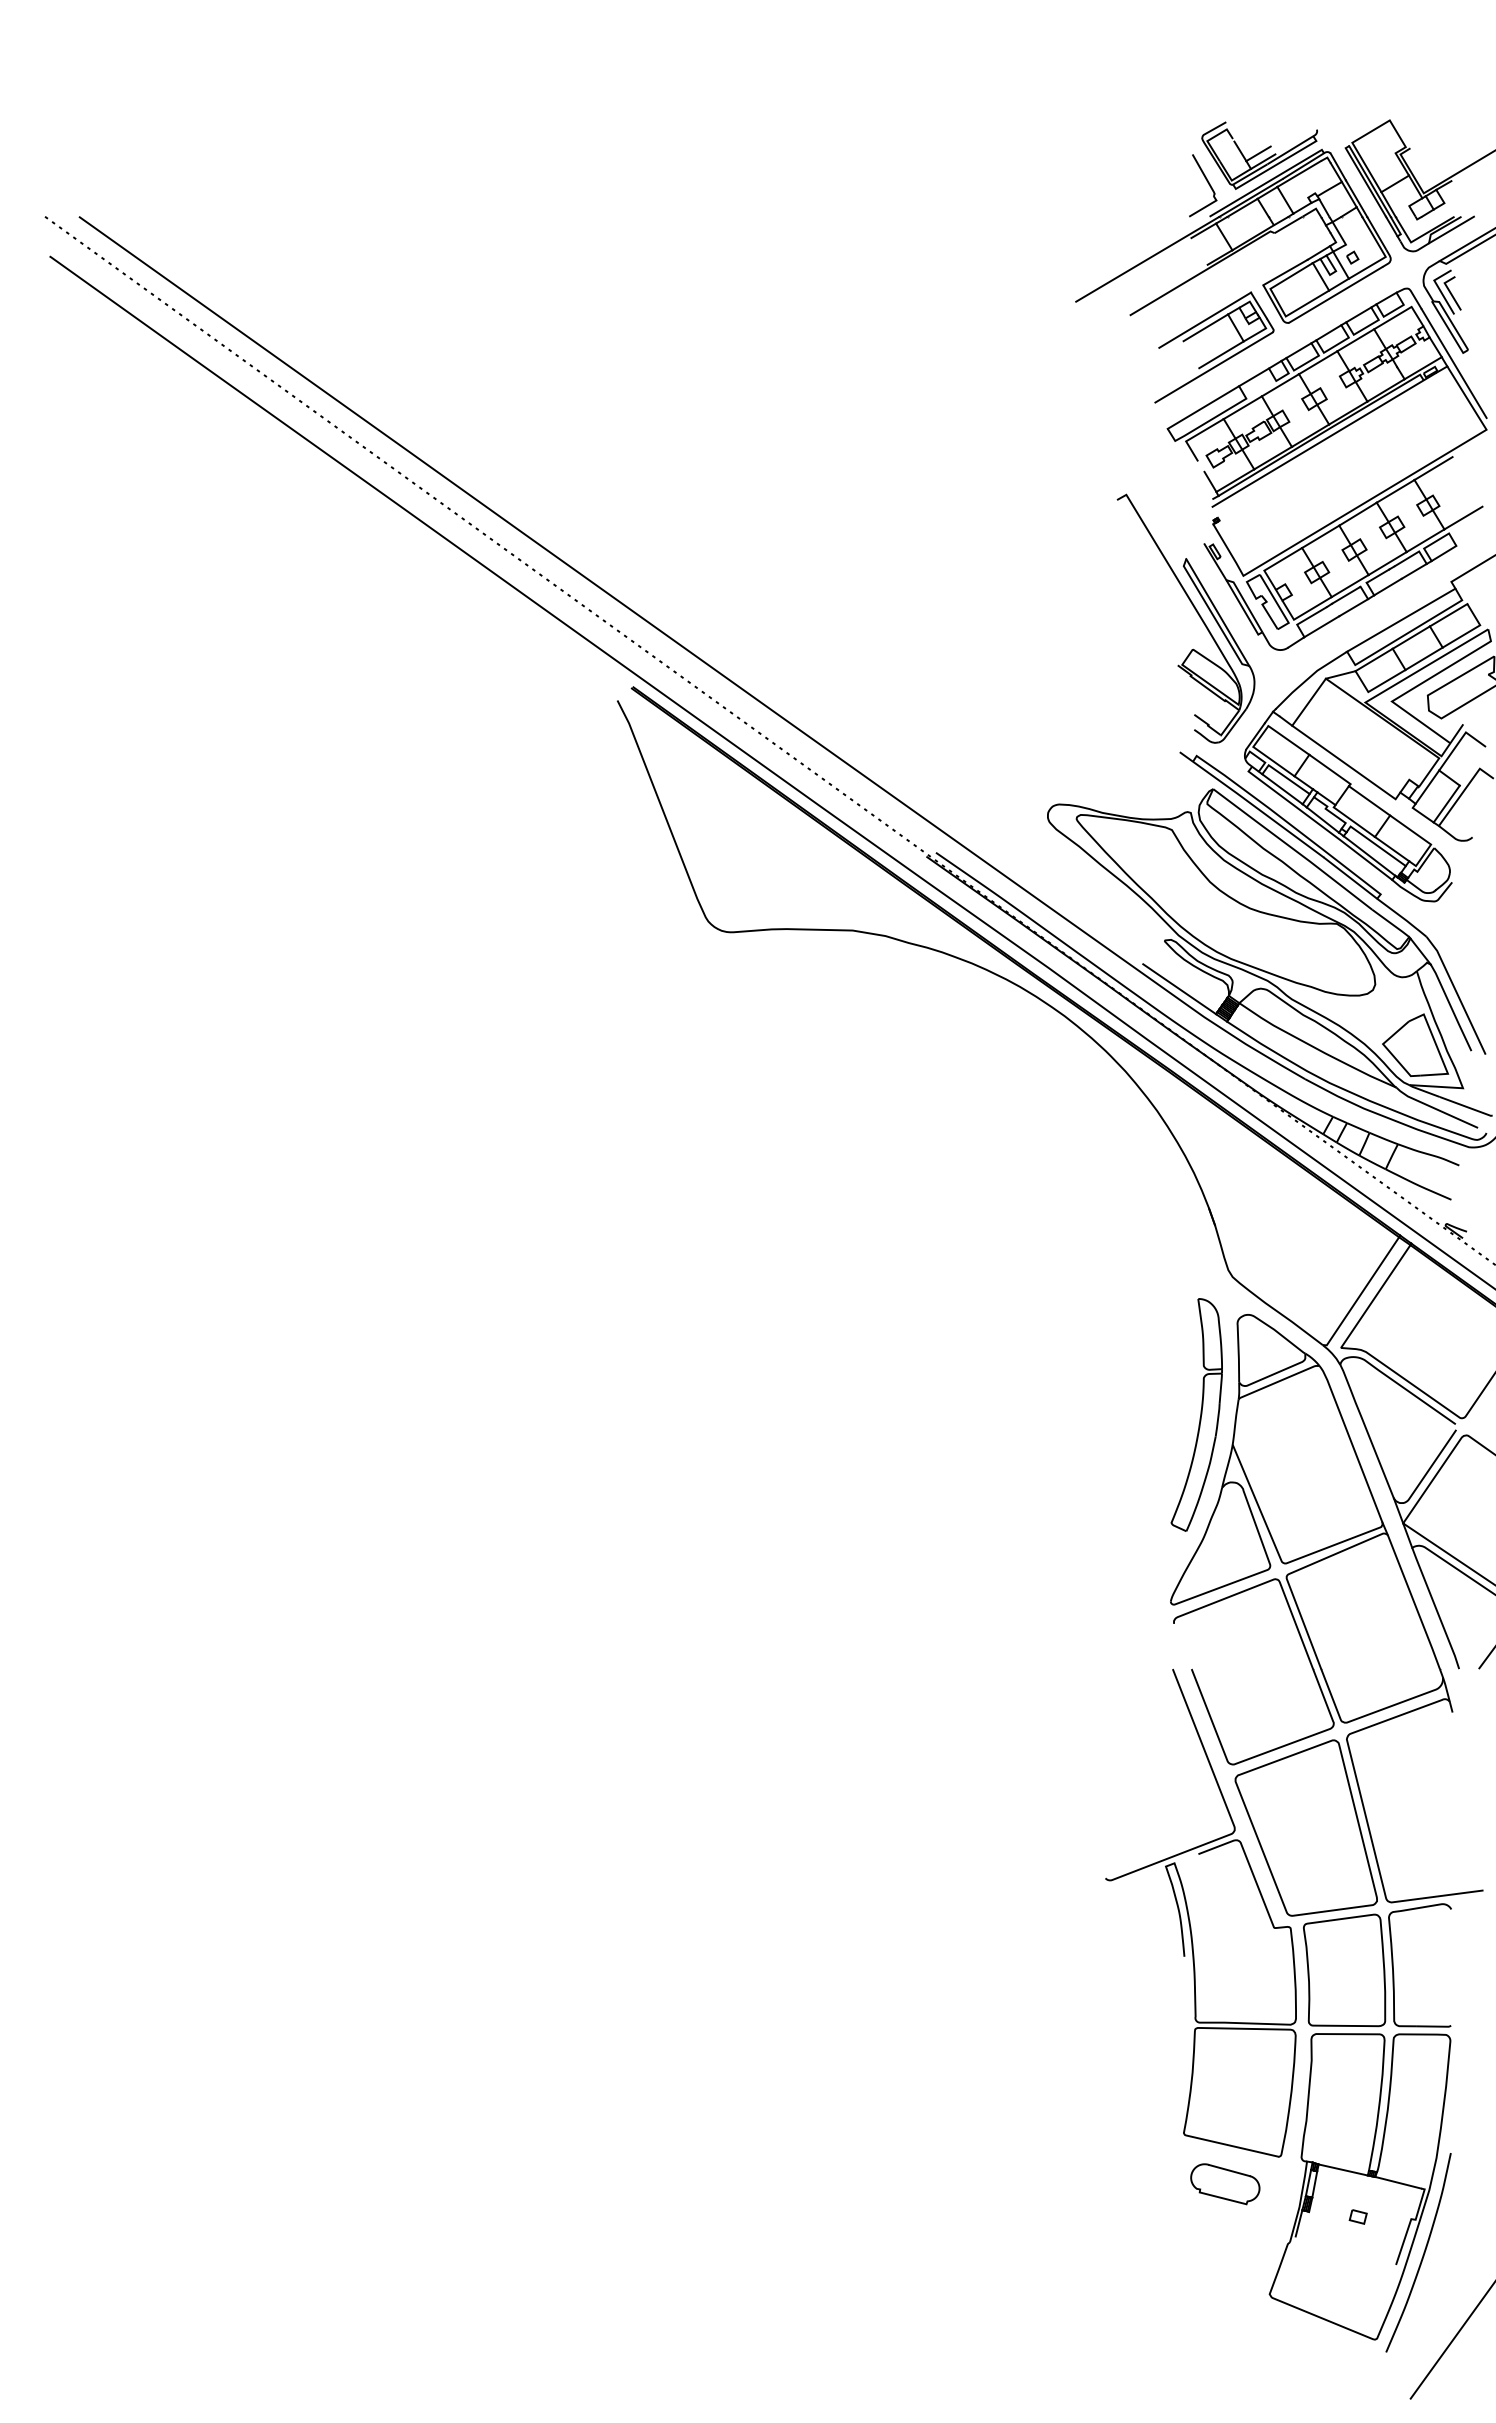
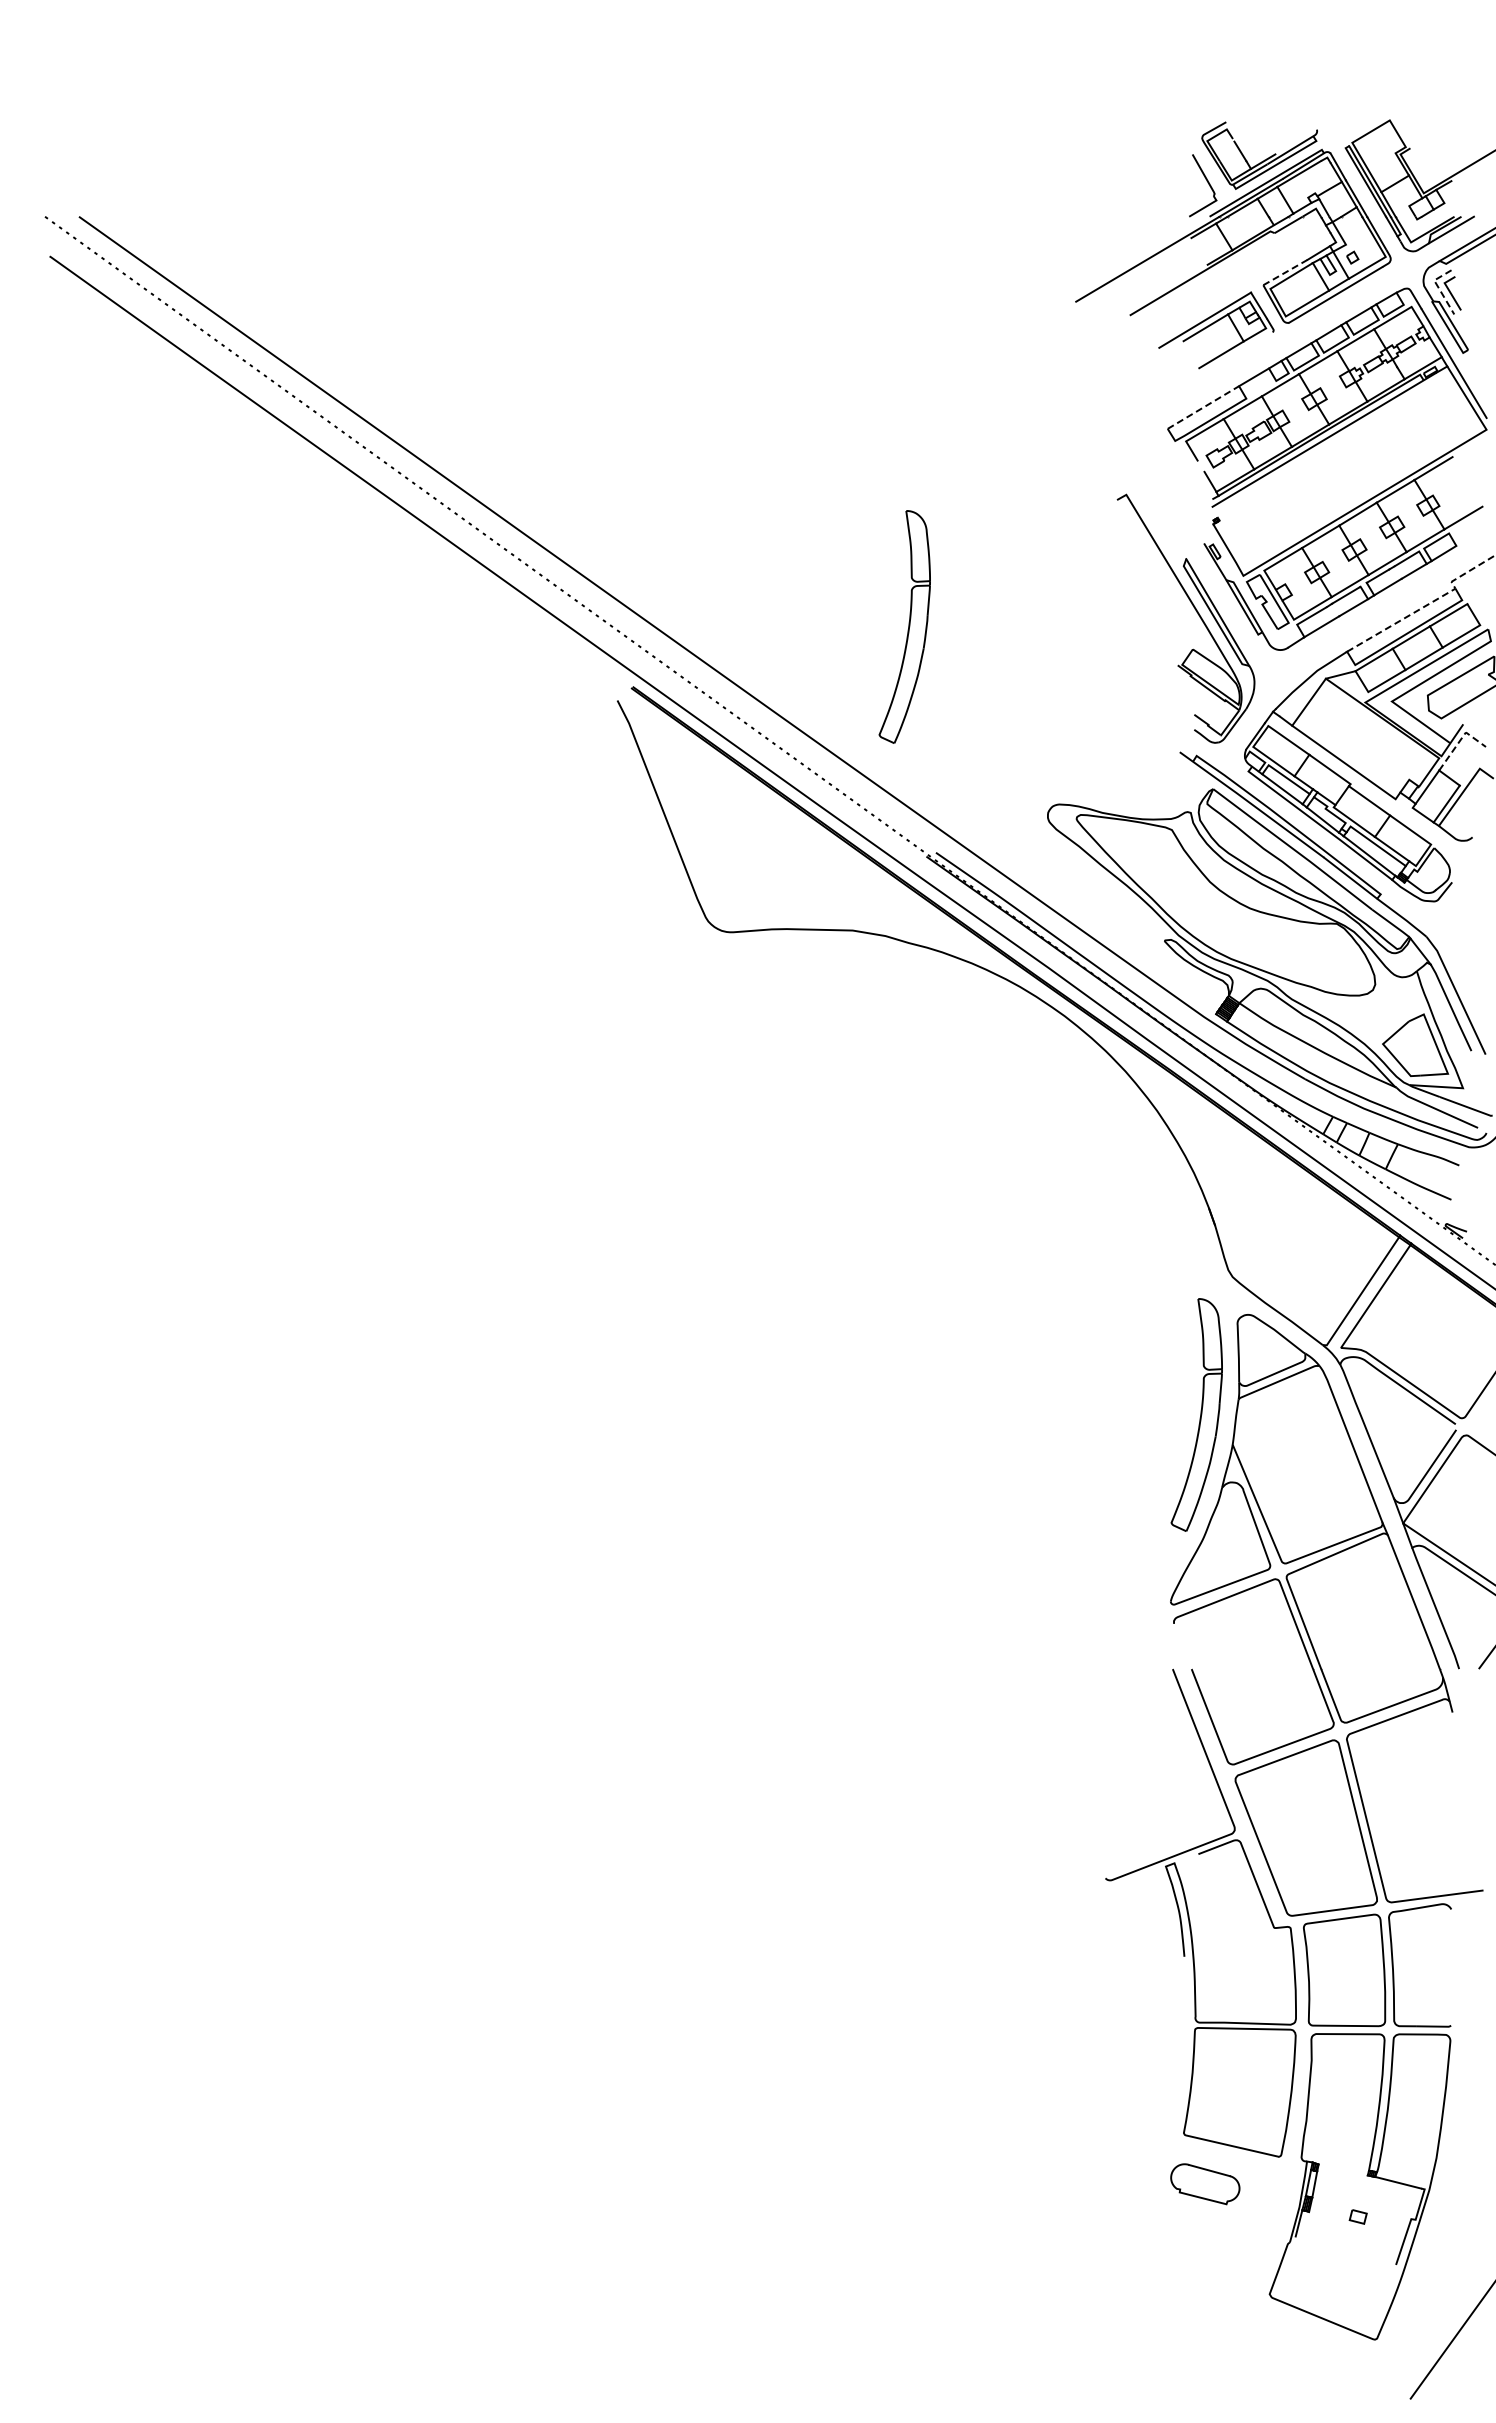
line: present -> none (1258, 153)
line: solid -> dashed (1285, 272)
line: solid -> dashed (1438, 288)
line: present -> none (1213, 367)
line: solid -> dashed (1203, 407)
line: solid -> dashed (1427, 604)
part: none -> present (904, 626)
line: solid -> dashed (1460, 740)
line: present -> none (1179, 989)
line: present -> none (1342, 2169)
part position: (1225, 2184) -> (1205, 2184) (1205, 2184)
curve: present -> none (1423, 2252)
